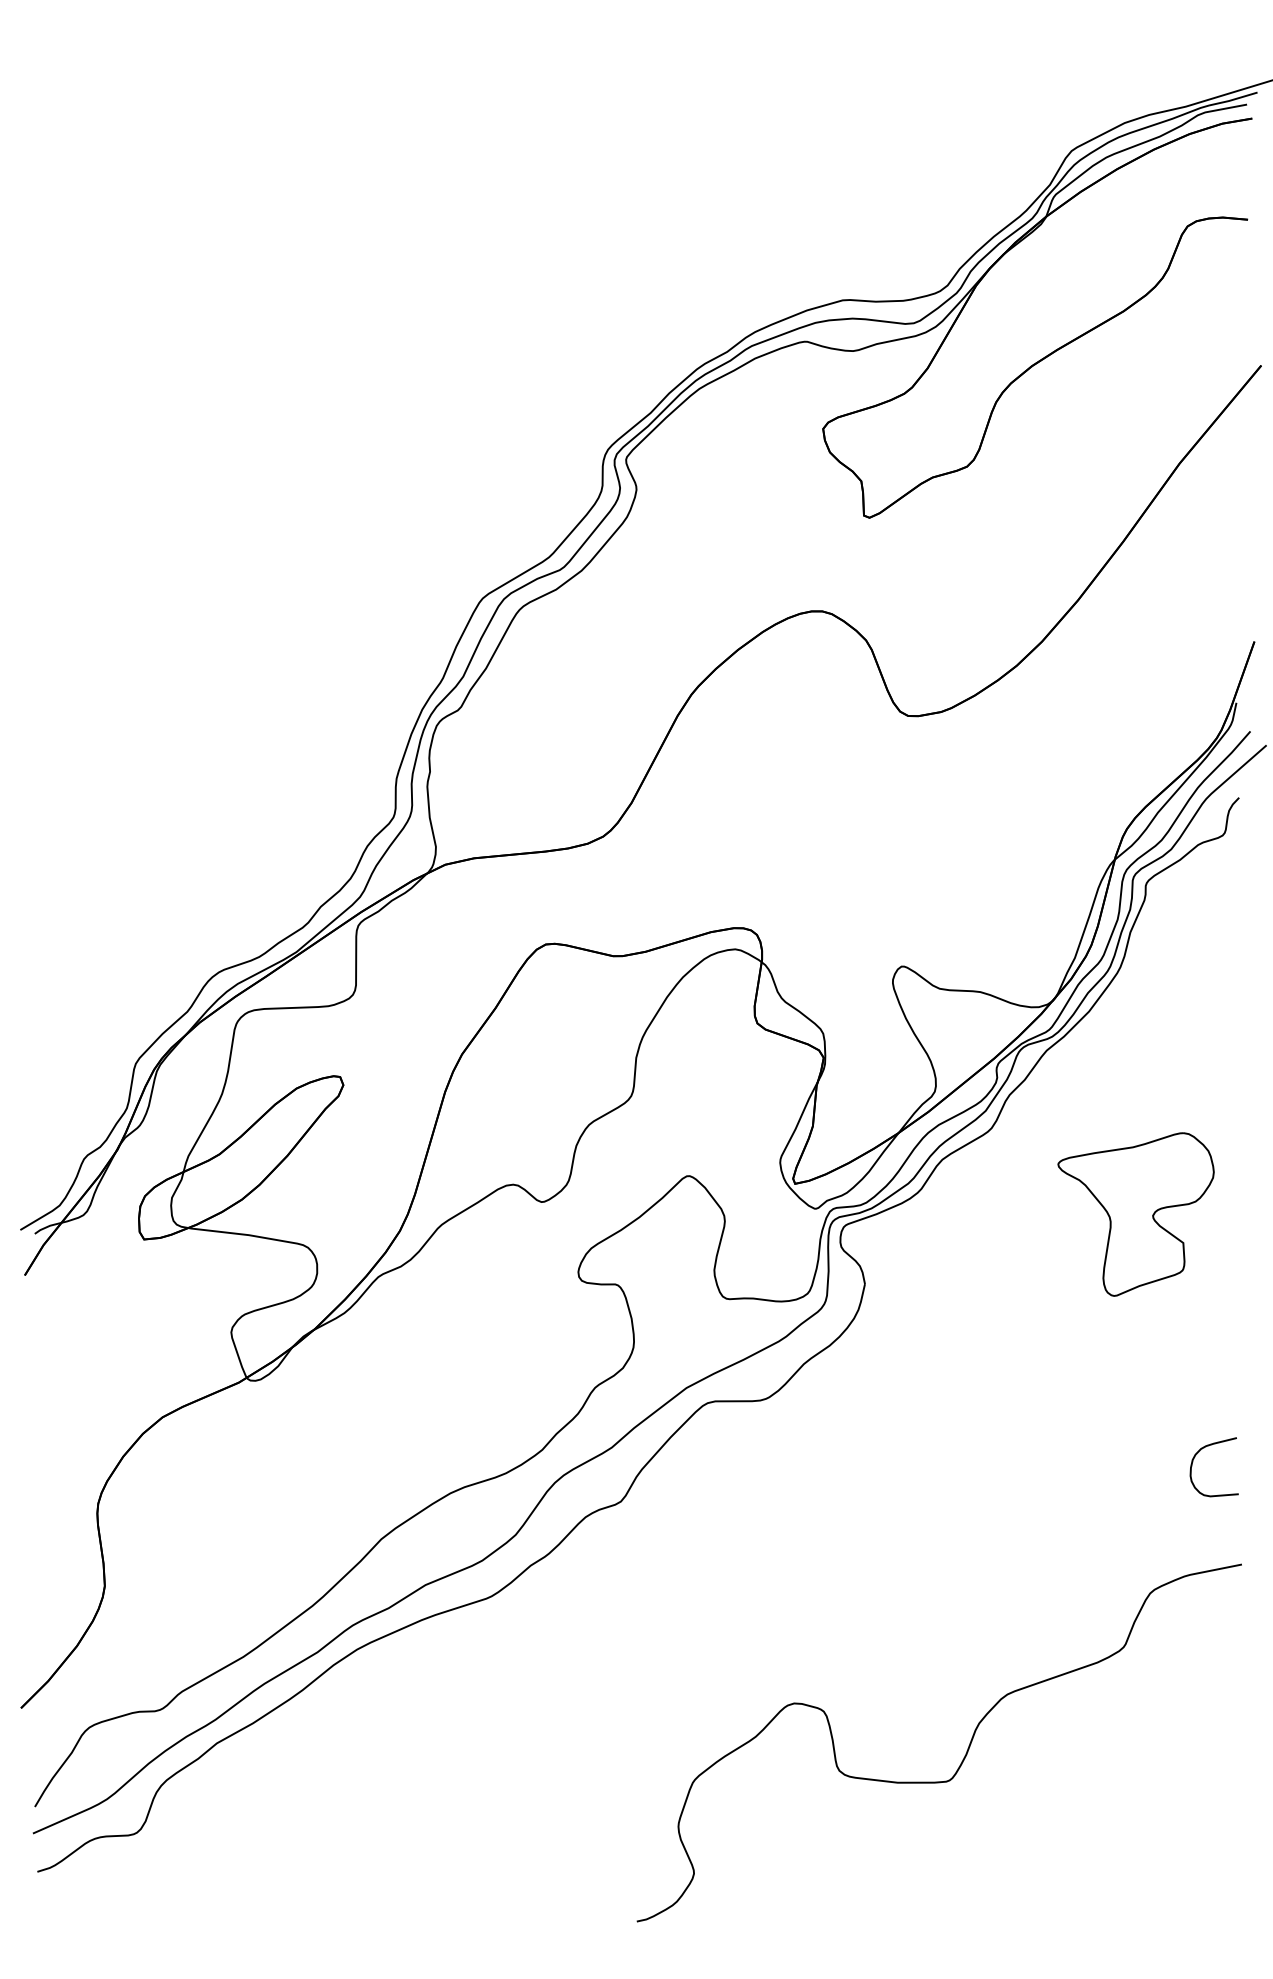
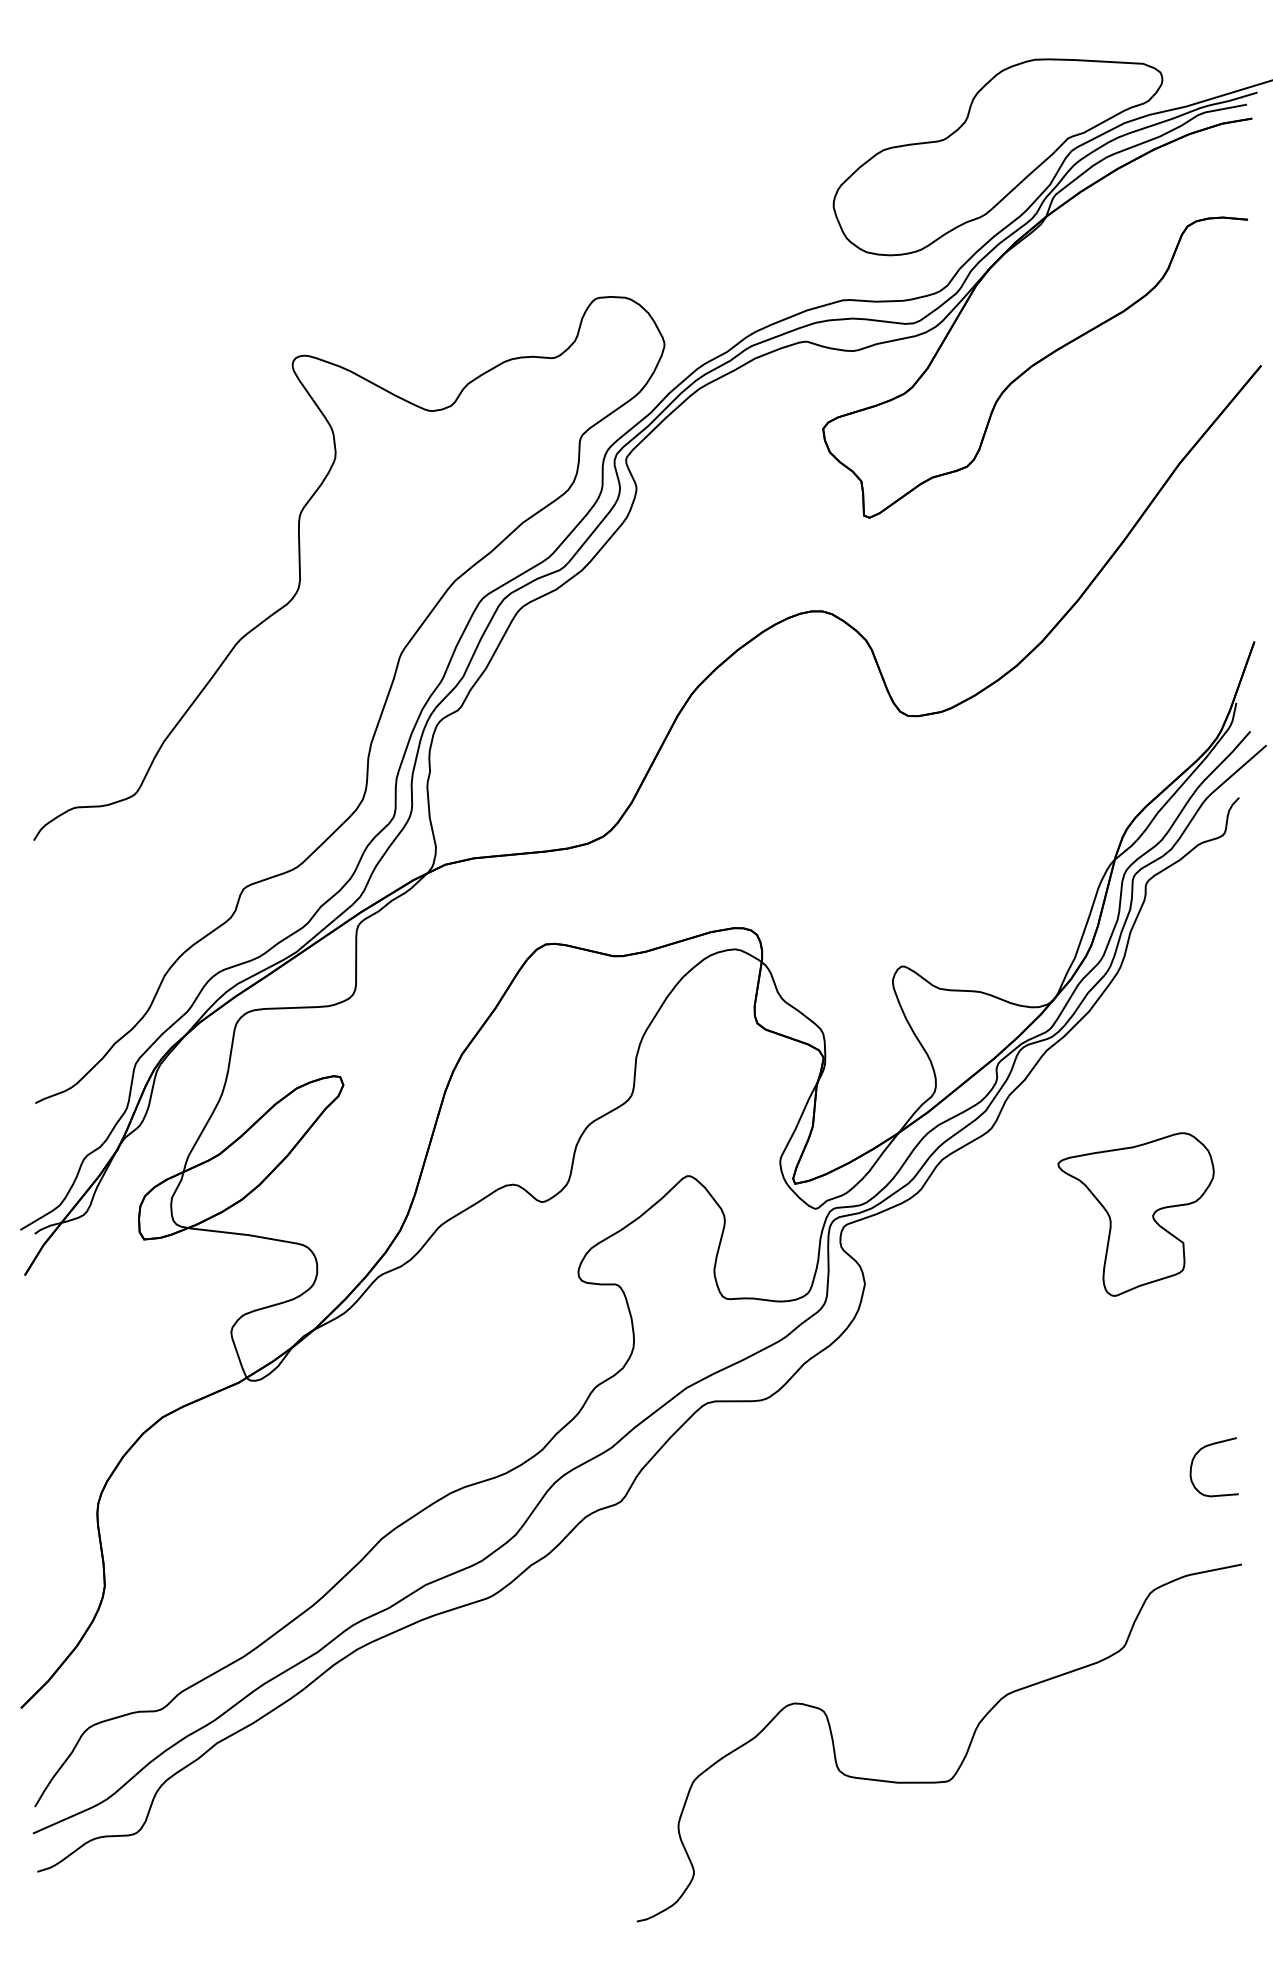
part: none -> present (997, 157)
curve: none -> present (381, 710)
